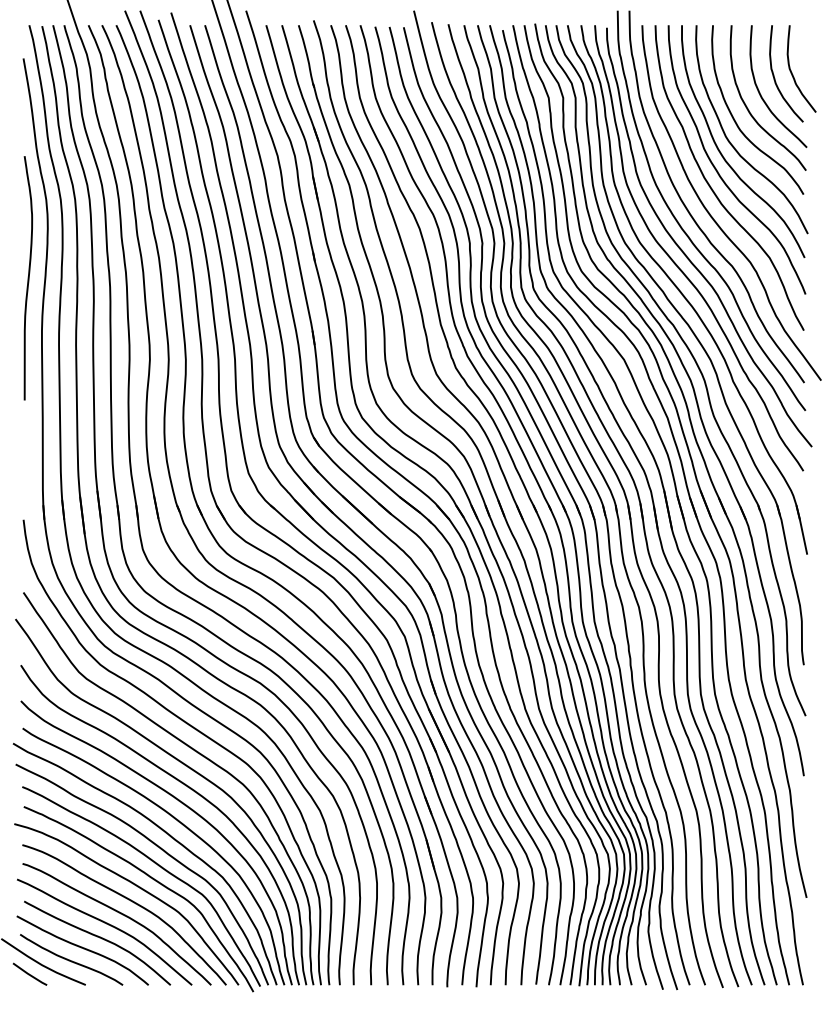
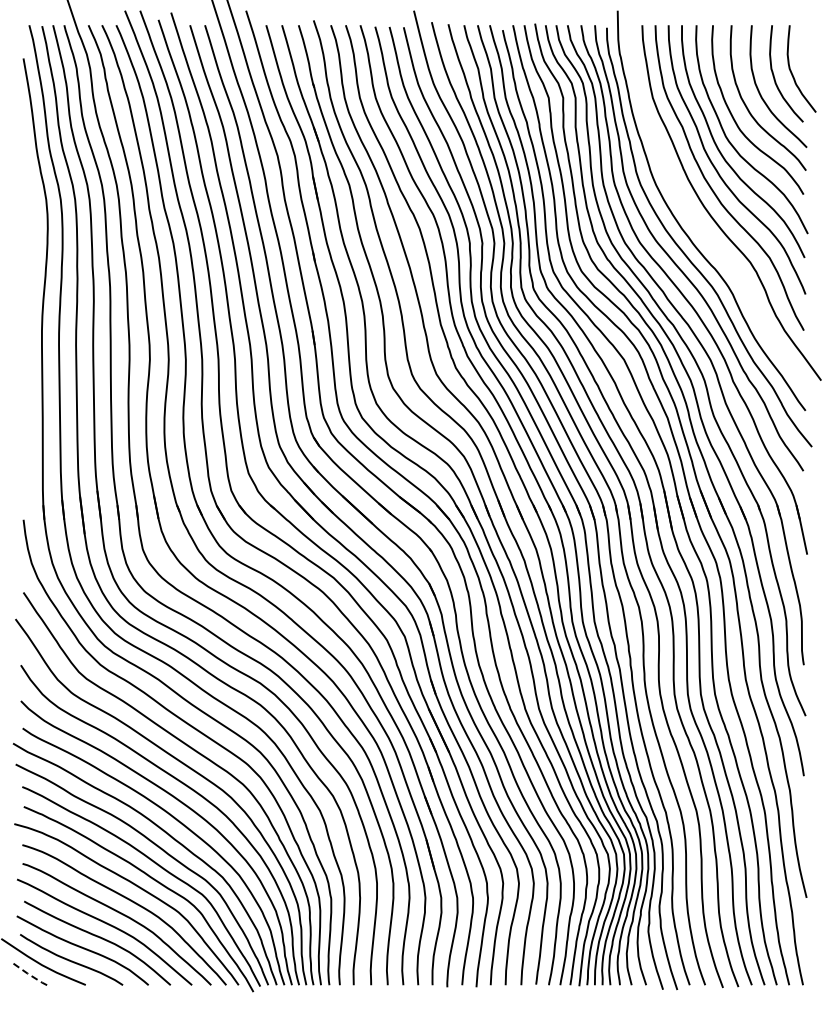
curve: present -> none (690, 212)
curve: present -> none (28, 278)
line: solid -> dashed (30, 975)
